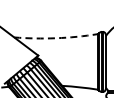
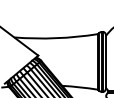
arc: dashed -> solid (56, 38)
